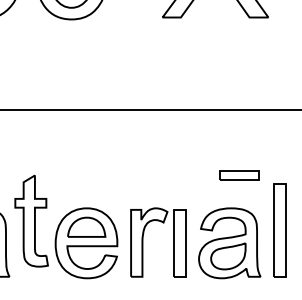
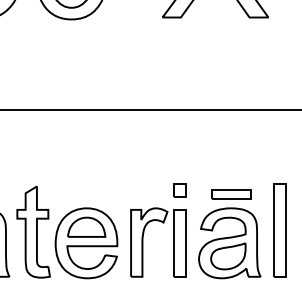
part position: (239, 175) -> (231, 194) (231, 194)
part: none -> present (179, 190)
part position: (31, 220) -> (33, 231) (33, 231)
